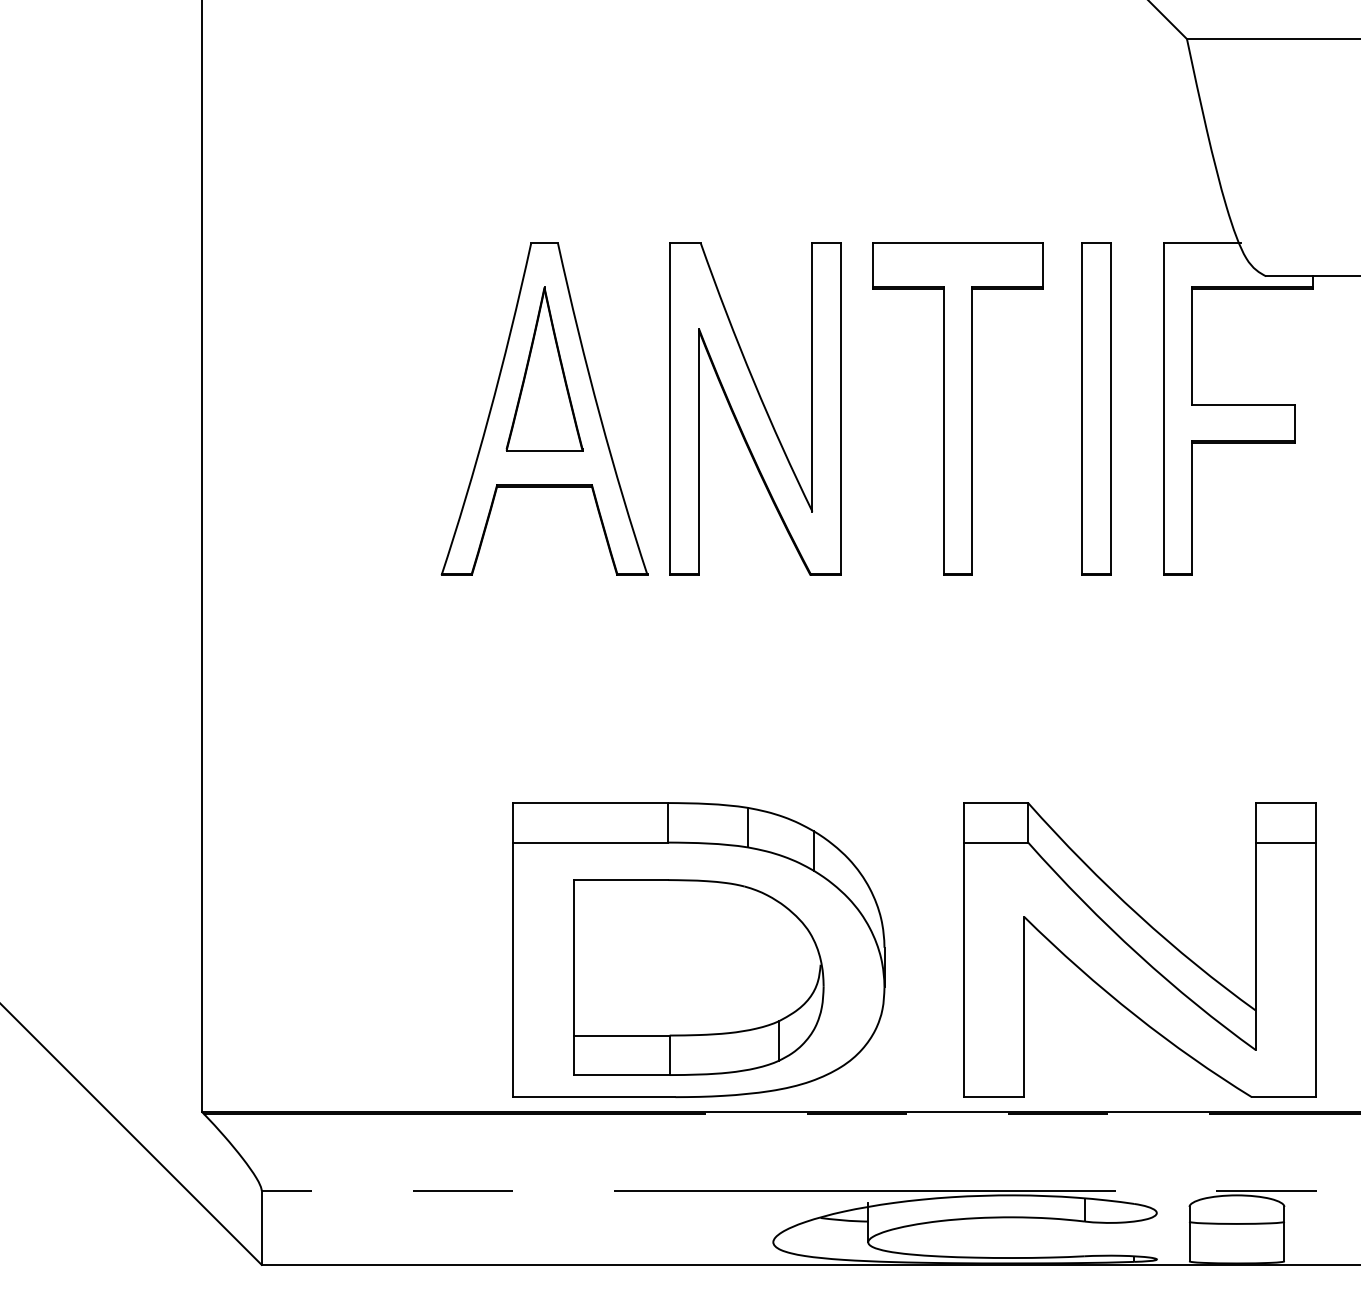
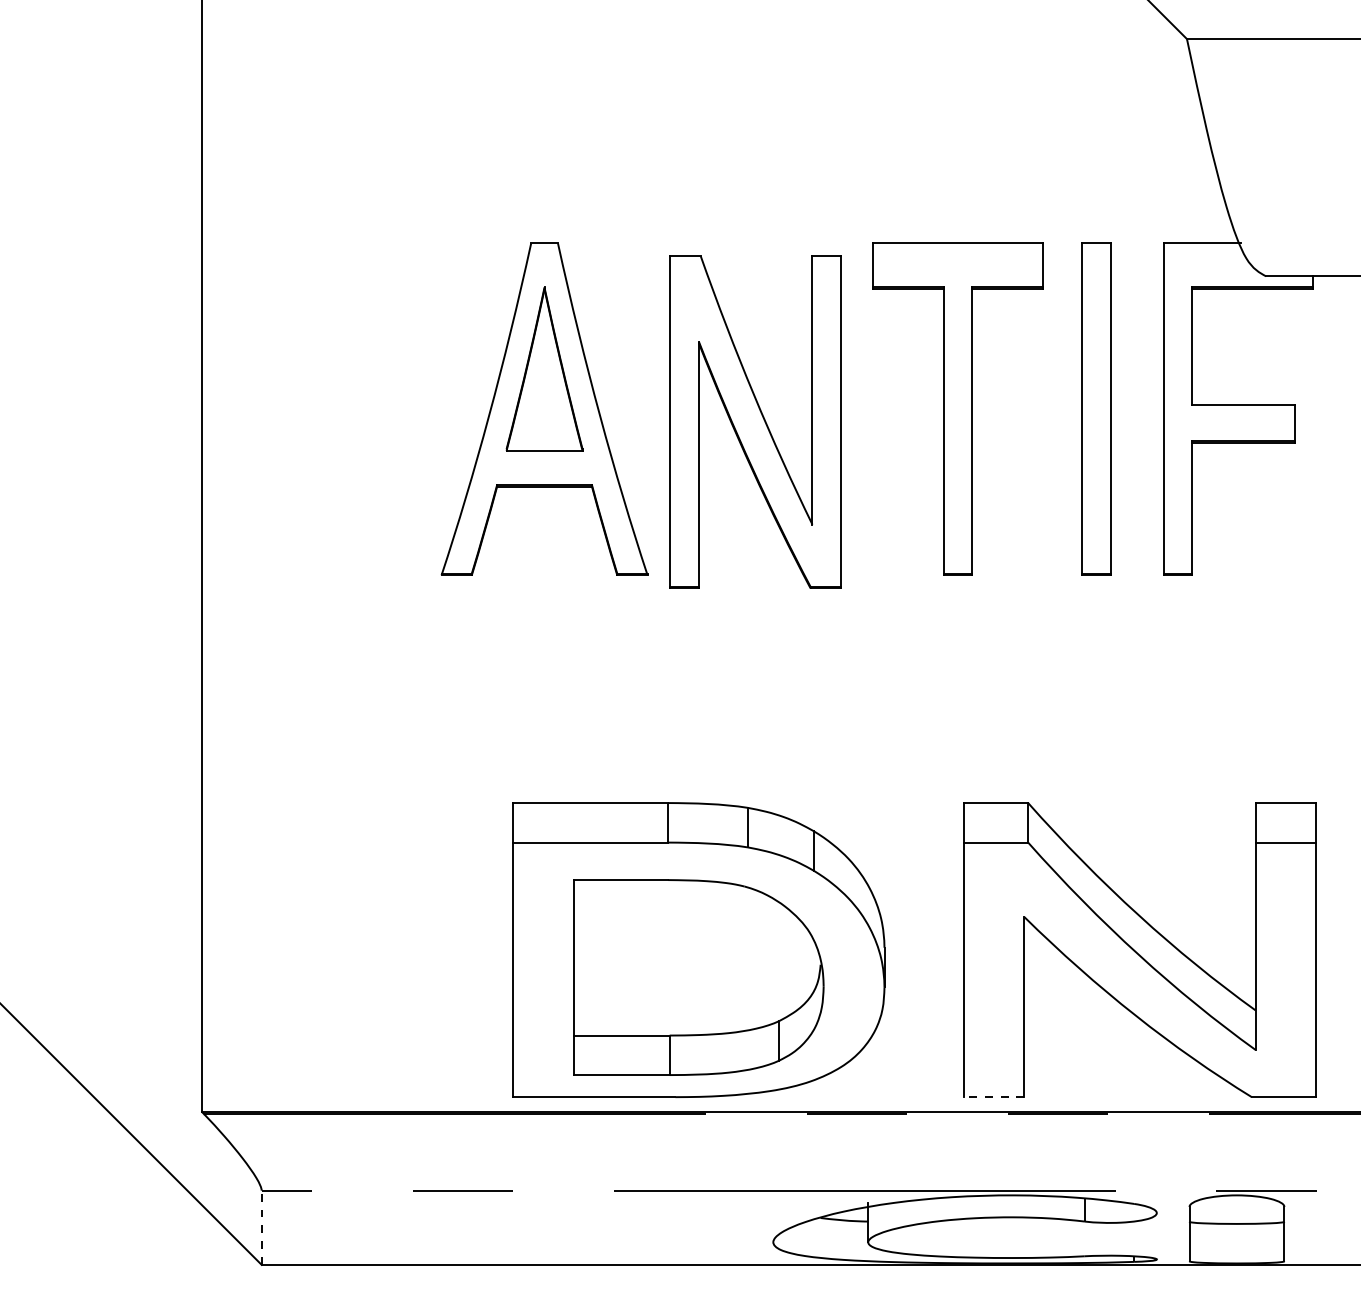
part position: (755, 408) -> (755, 421) (755, 421)
line: solid -> dashed (993, 1097)
line: solid -> dashed (261, 1227)
